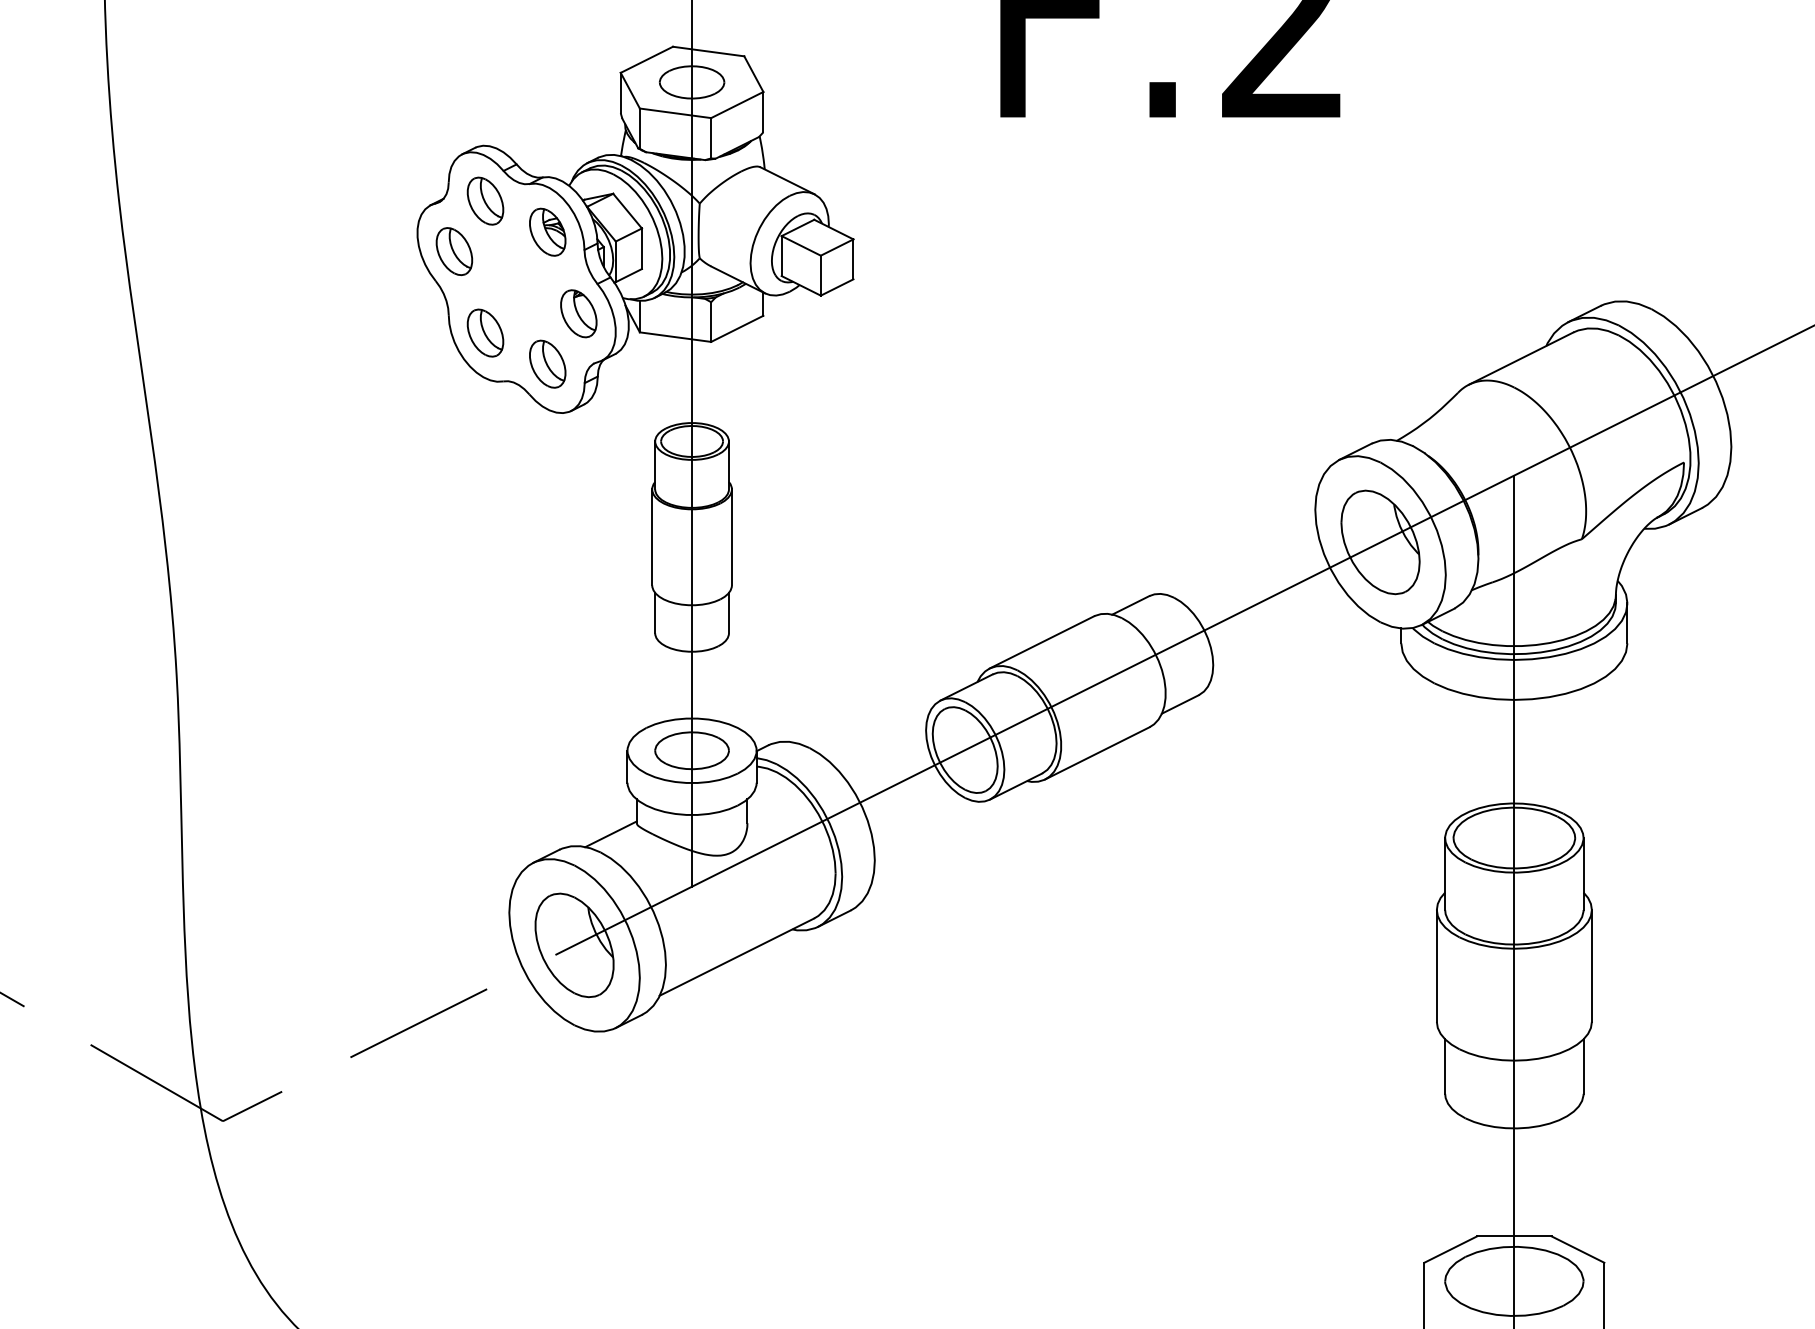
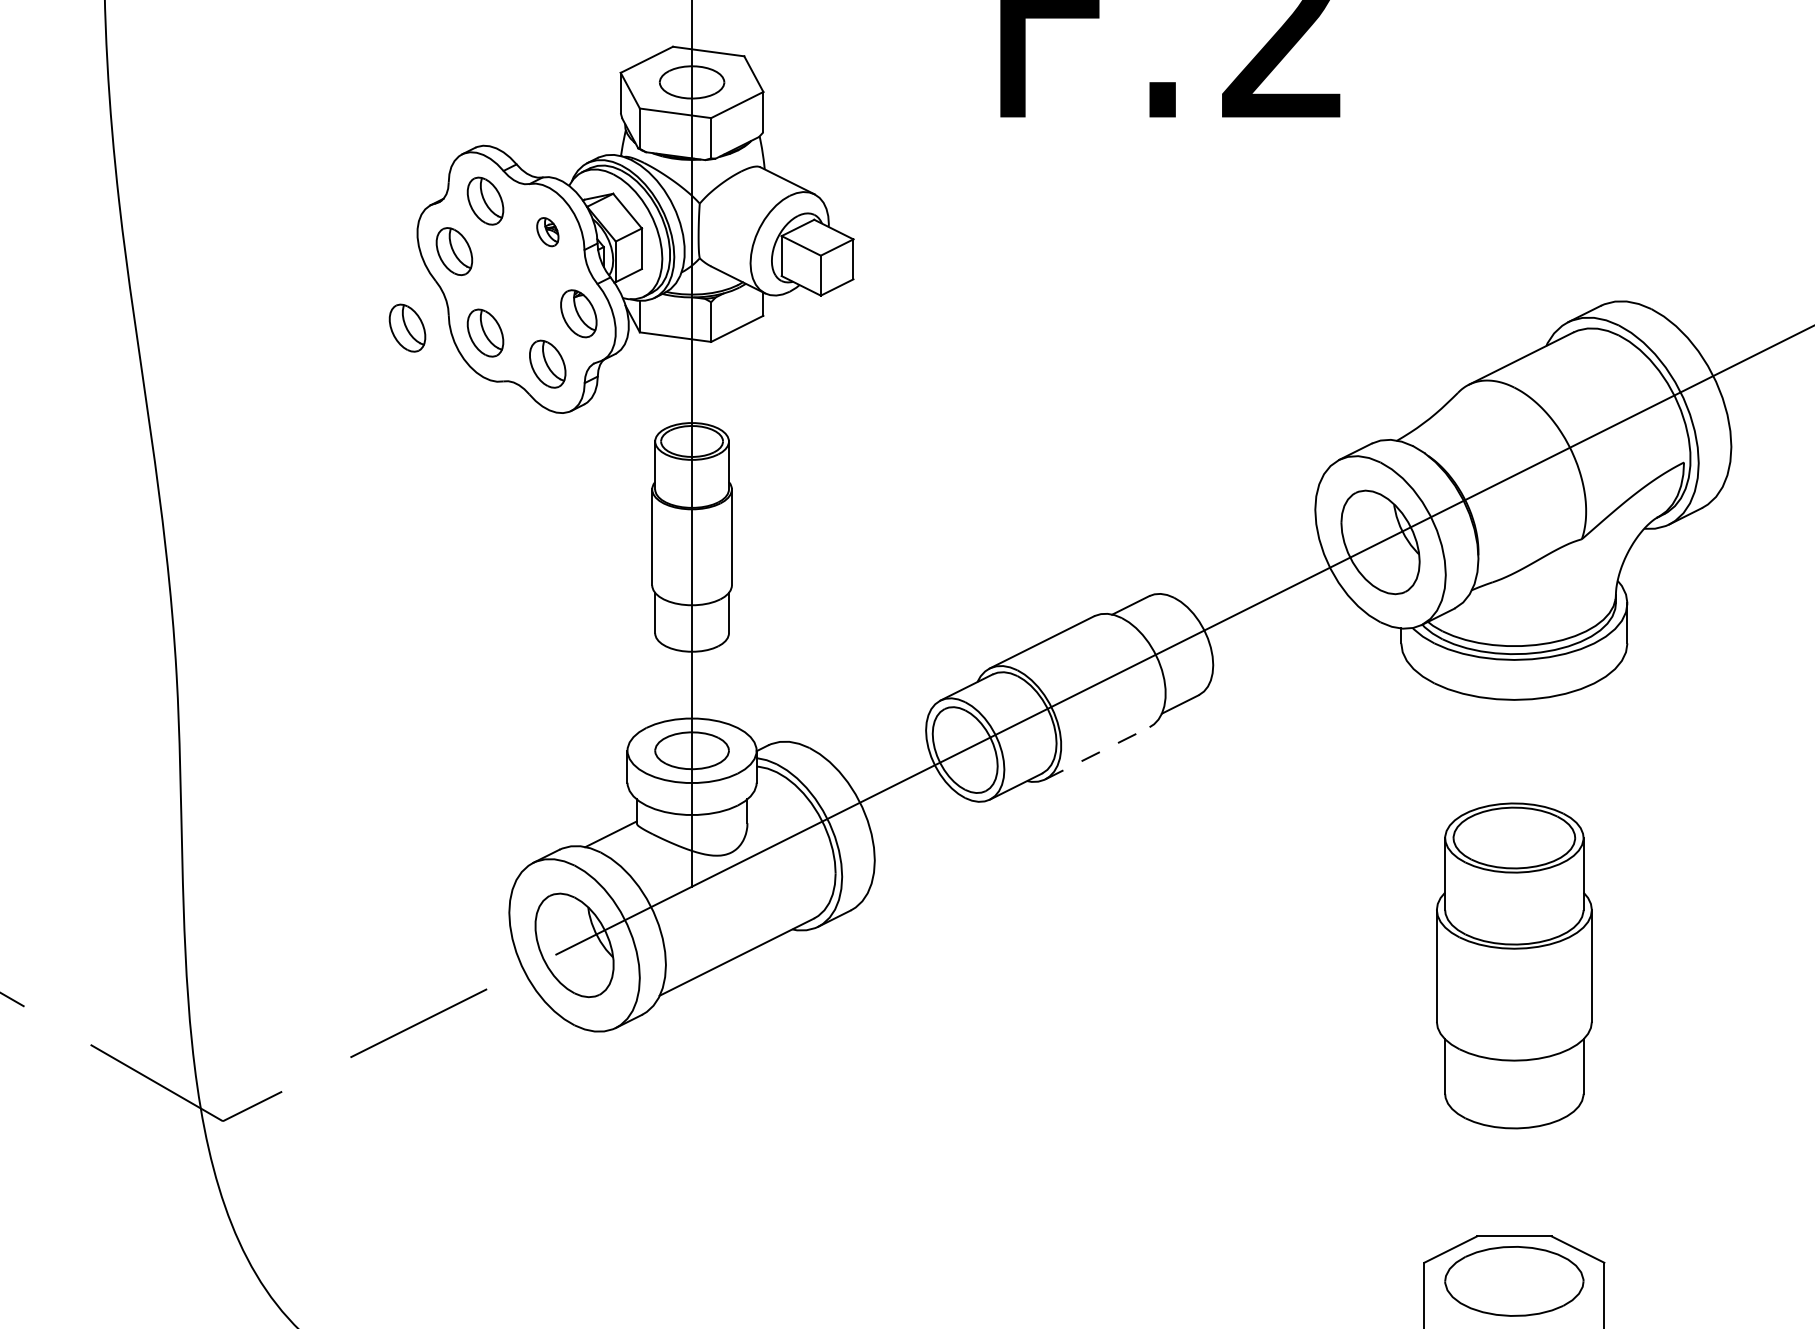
part size: 38x50 px -> 24x31 px (547, 232)
part: none -> present (407, 327)
line: solid -> dashed (1097, 753)
line: present -> none (1514, 900)
